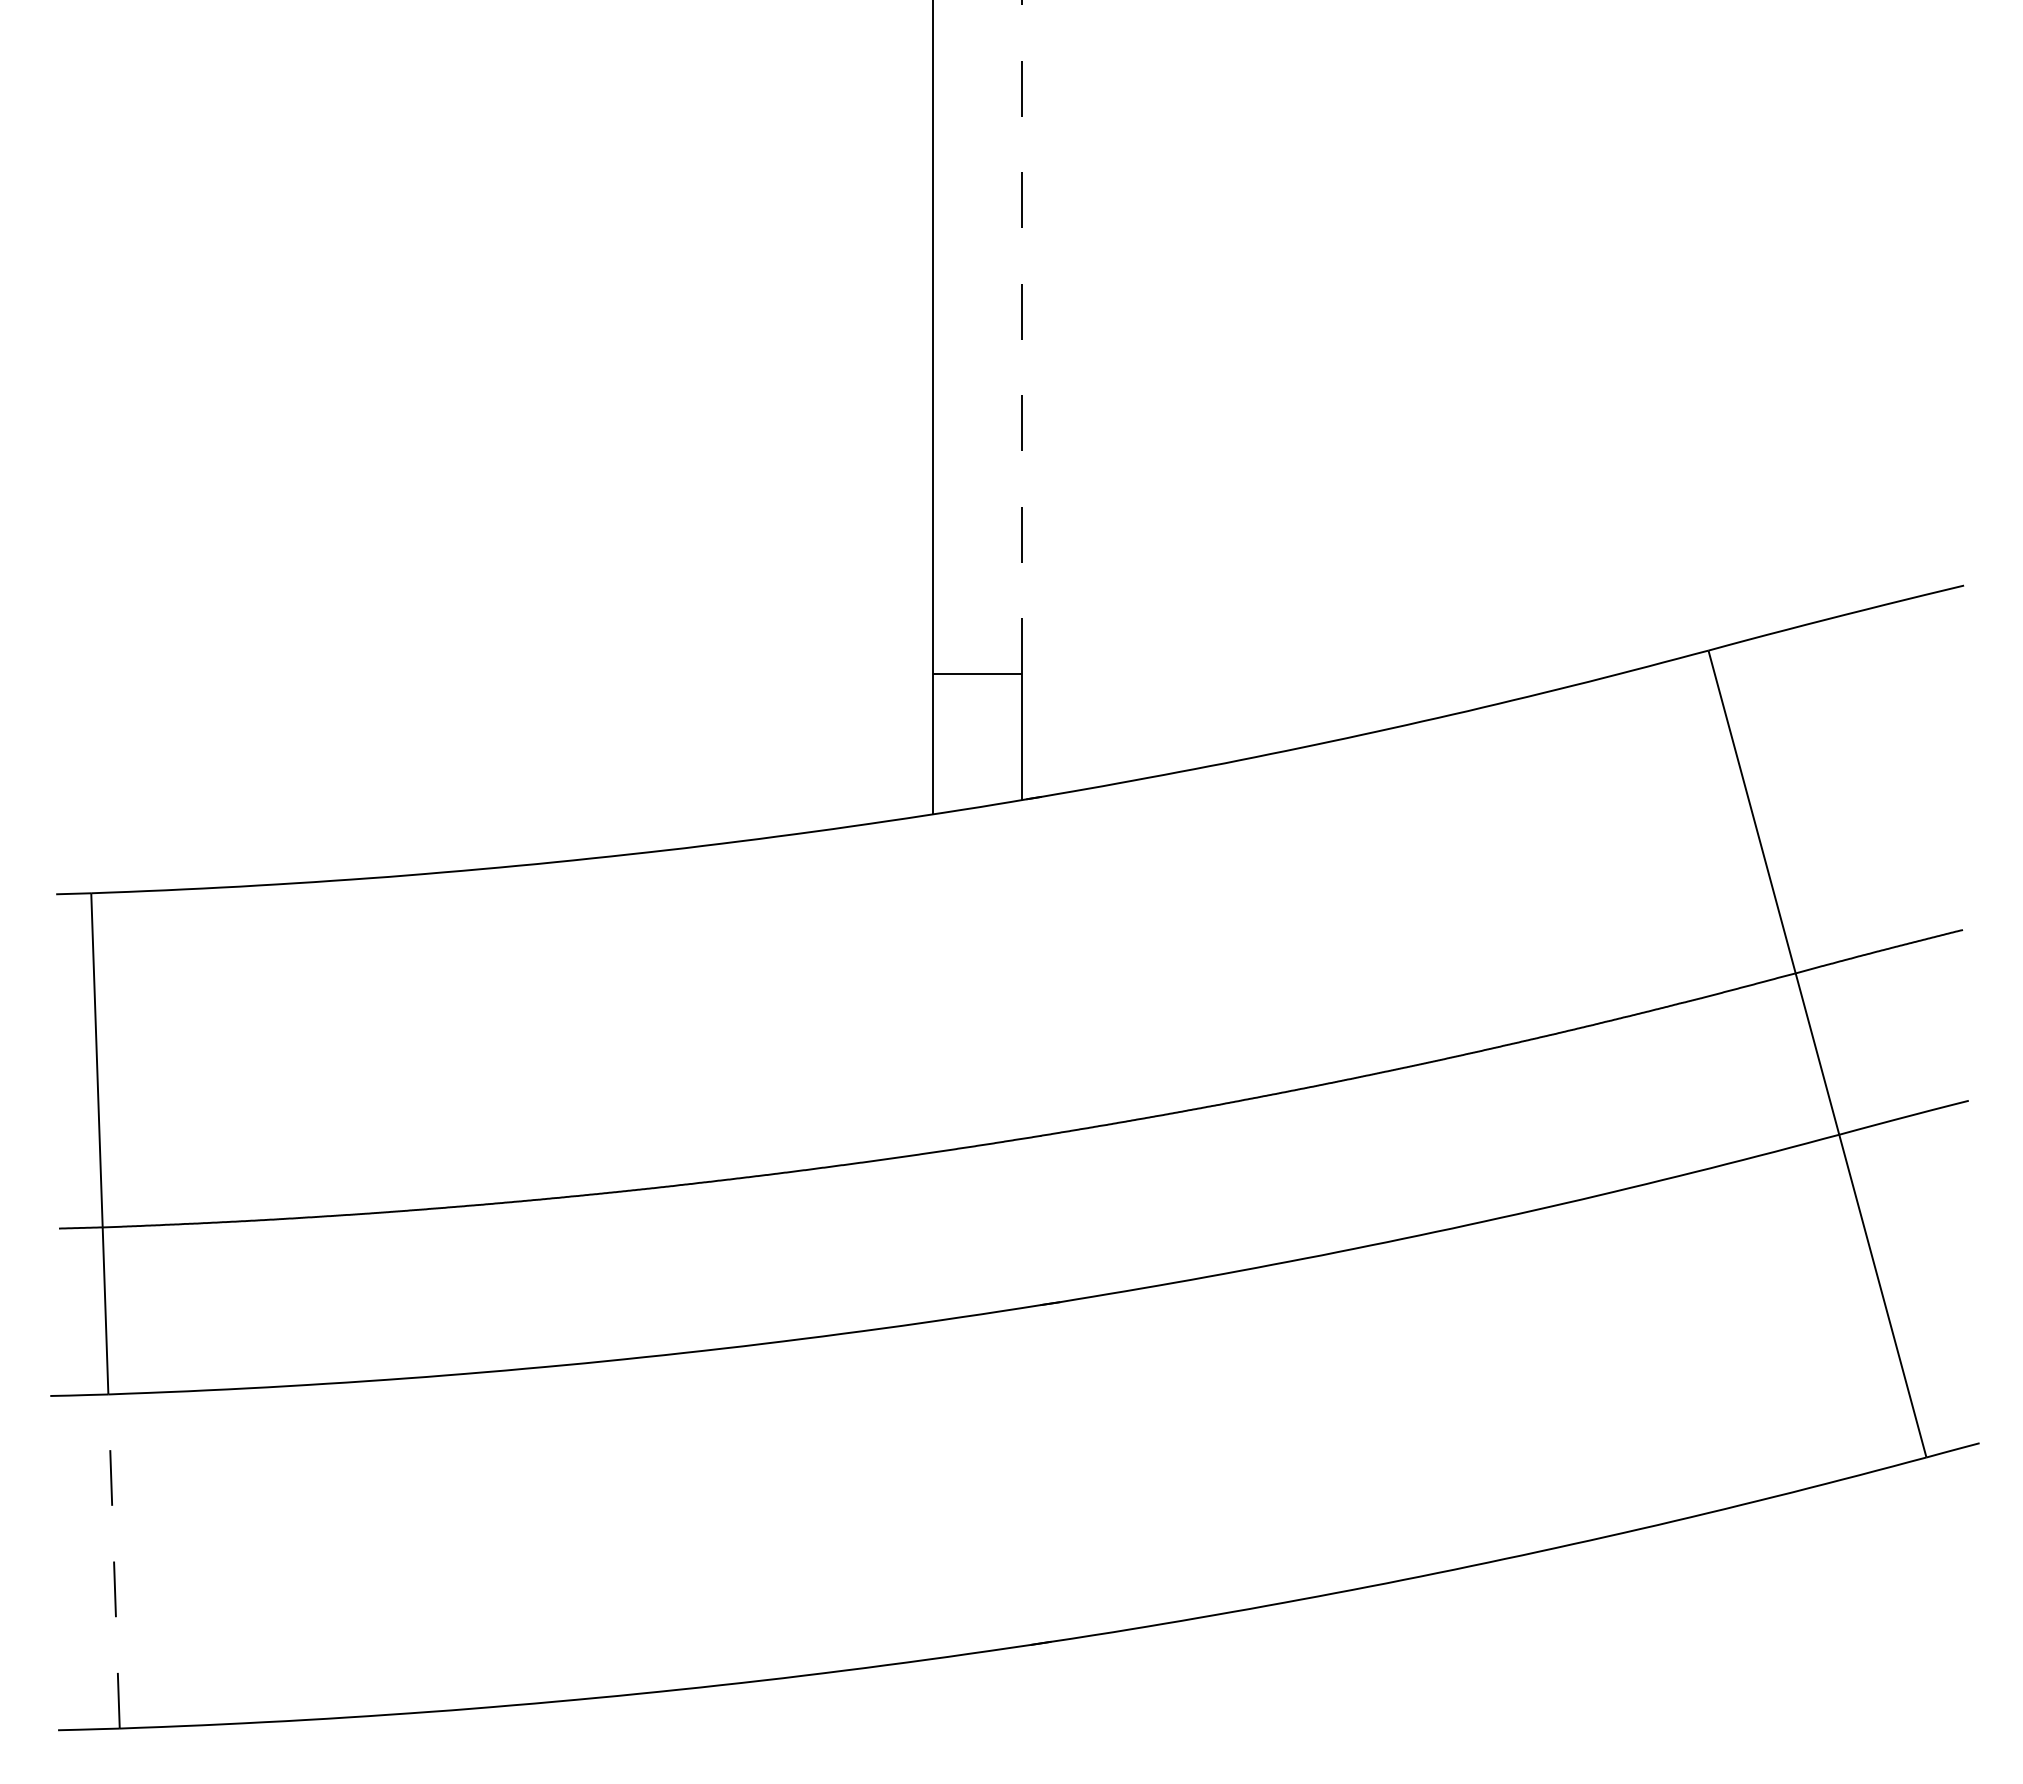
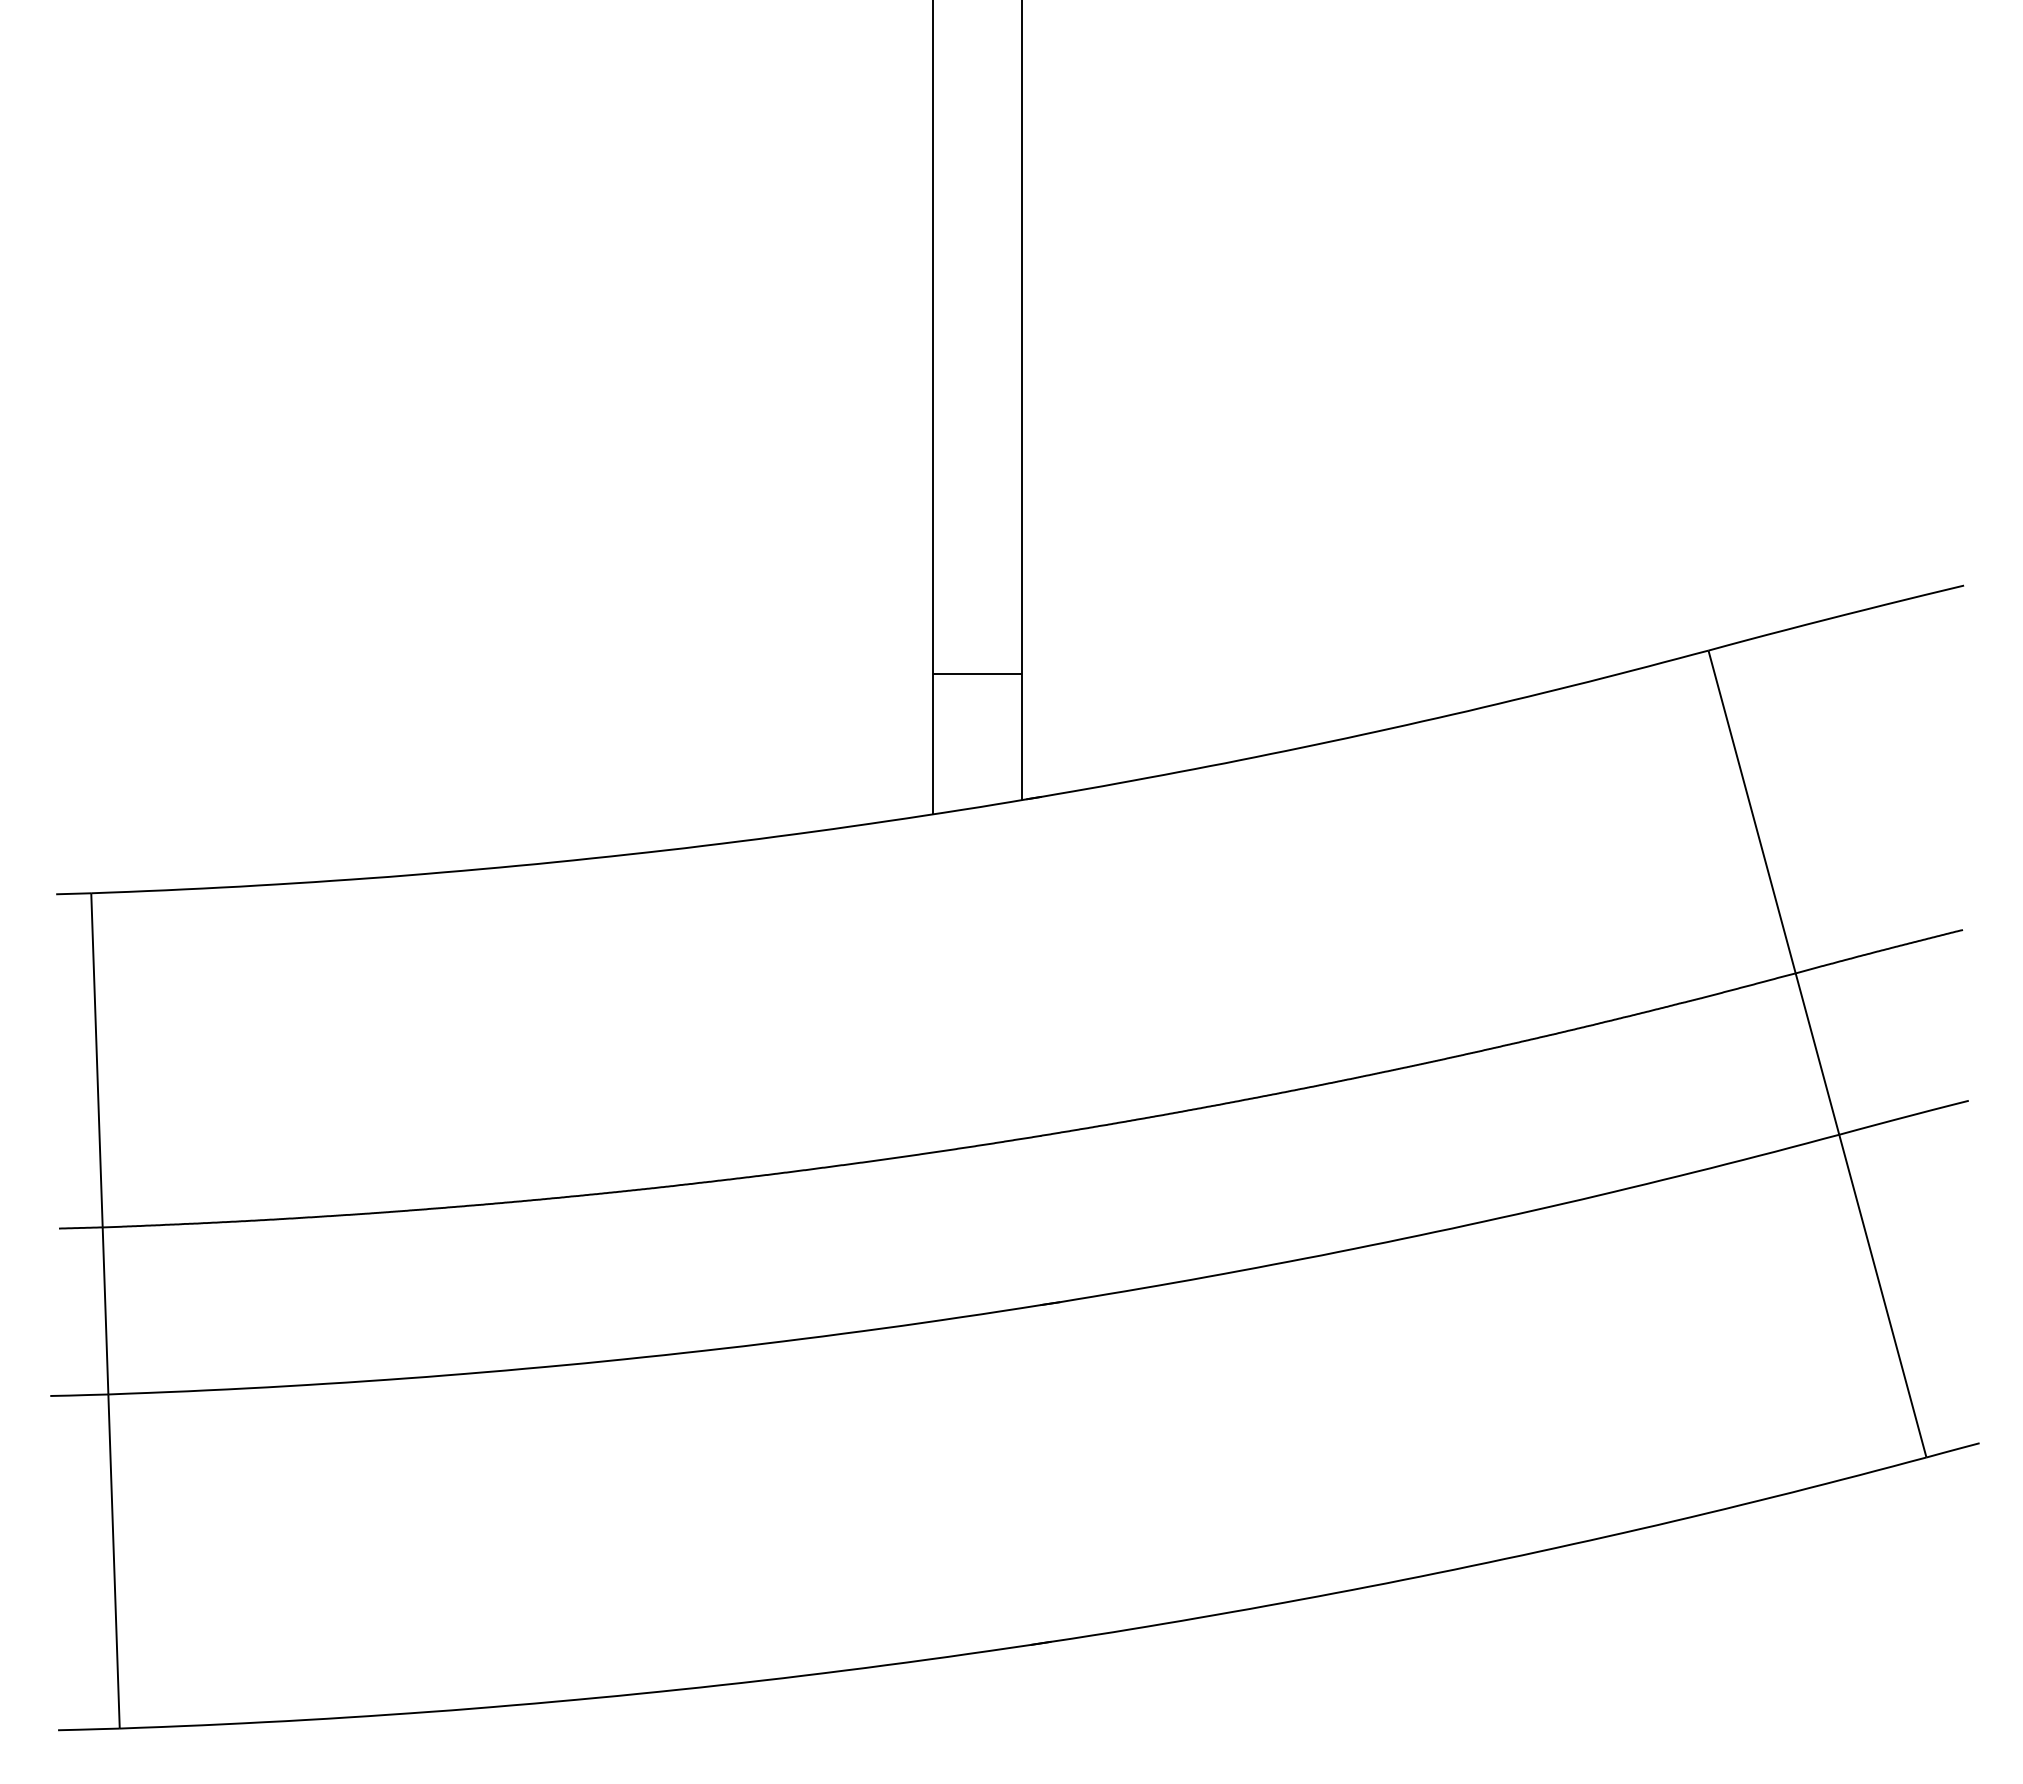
line: dashed -> solid (1021, 337)
line: dashed -> solid (114, 1561)
